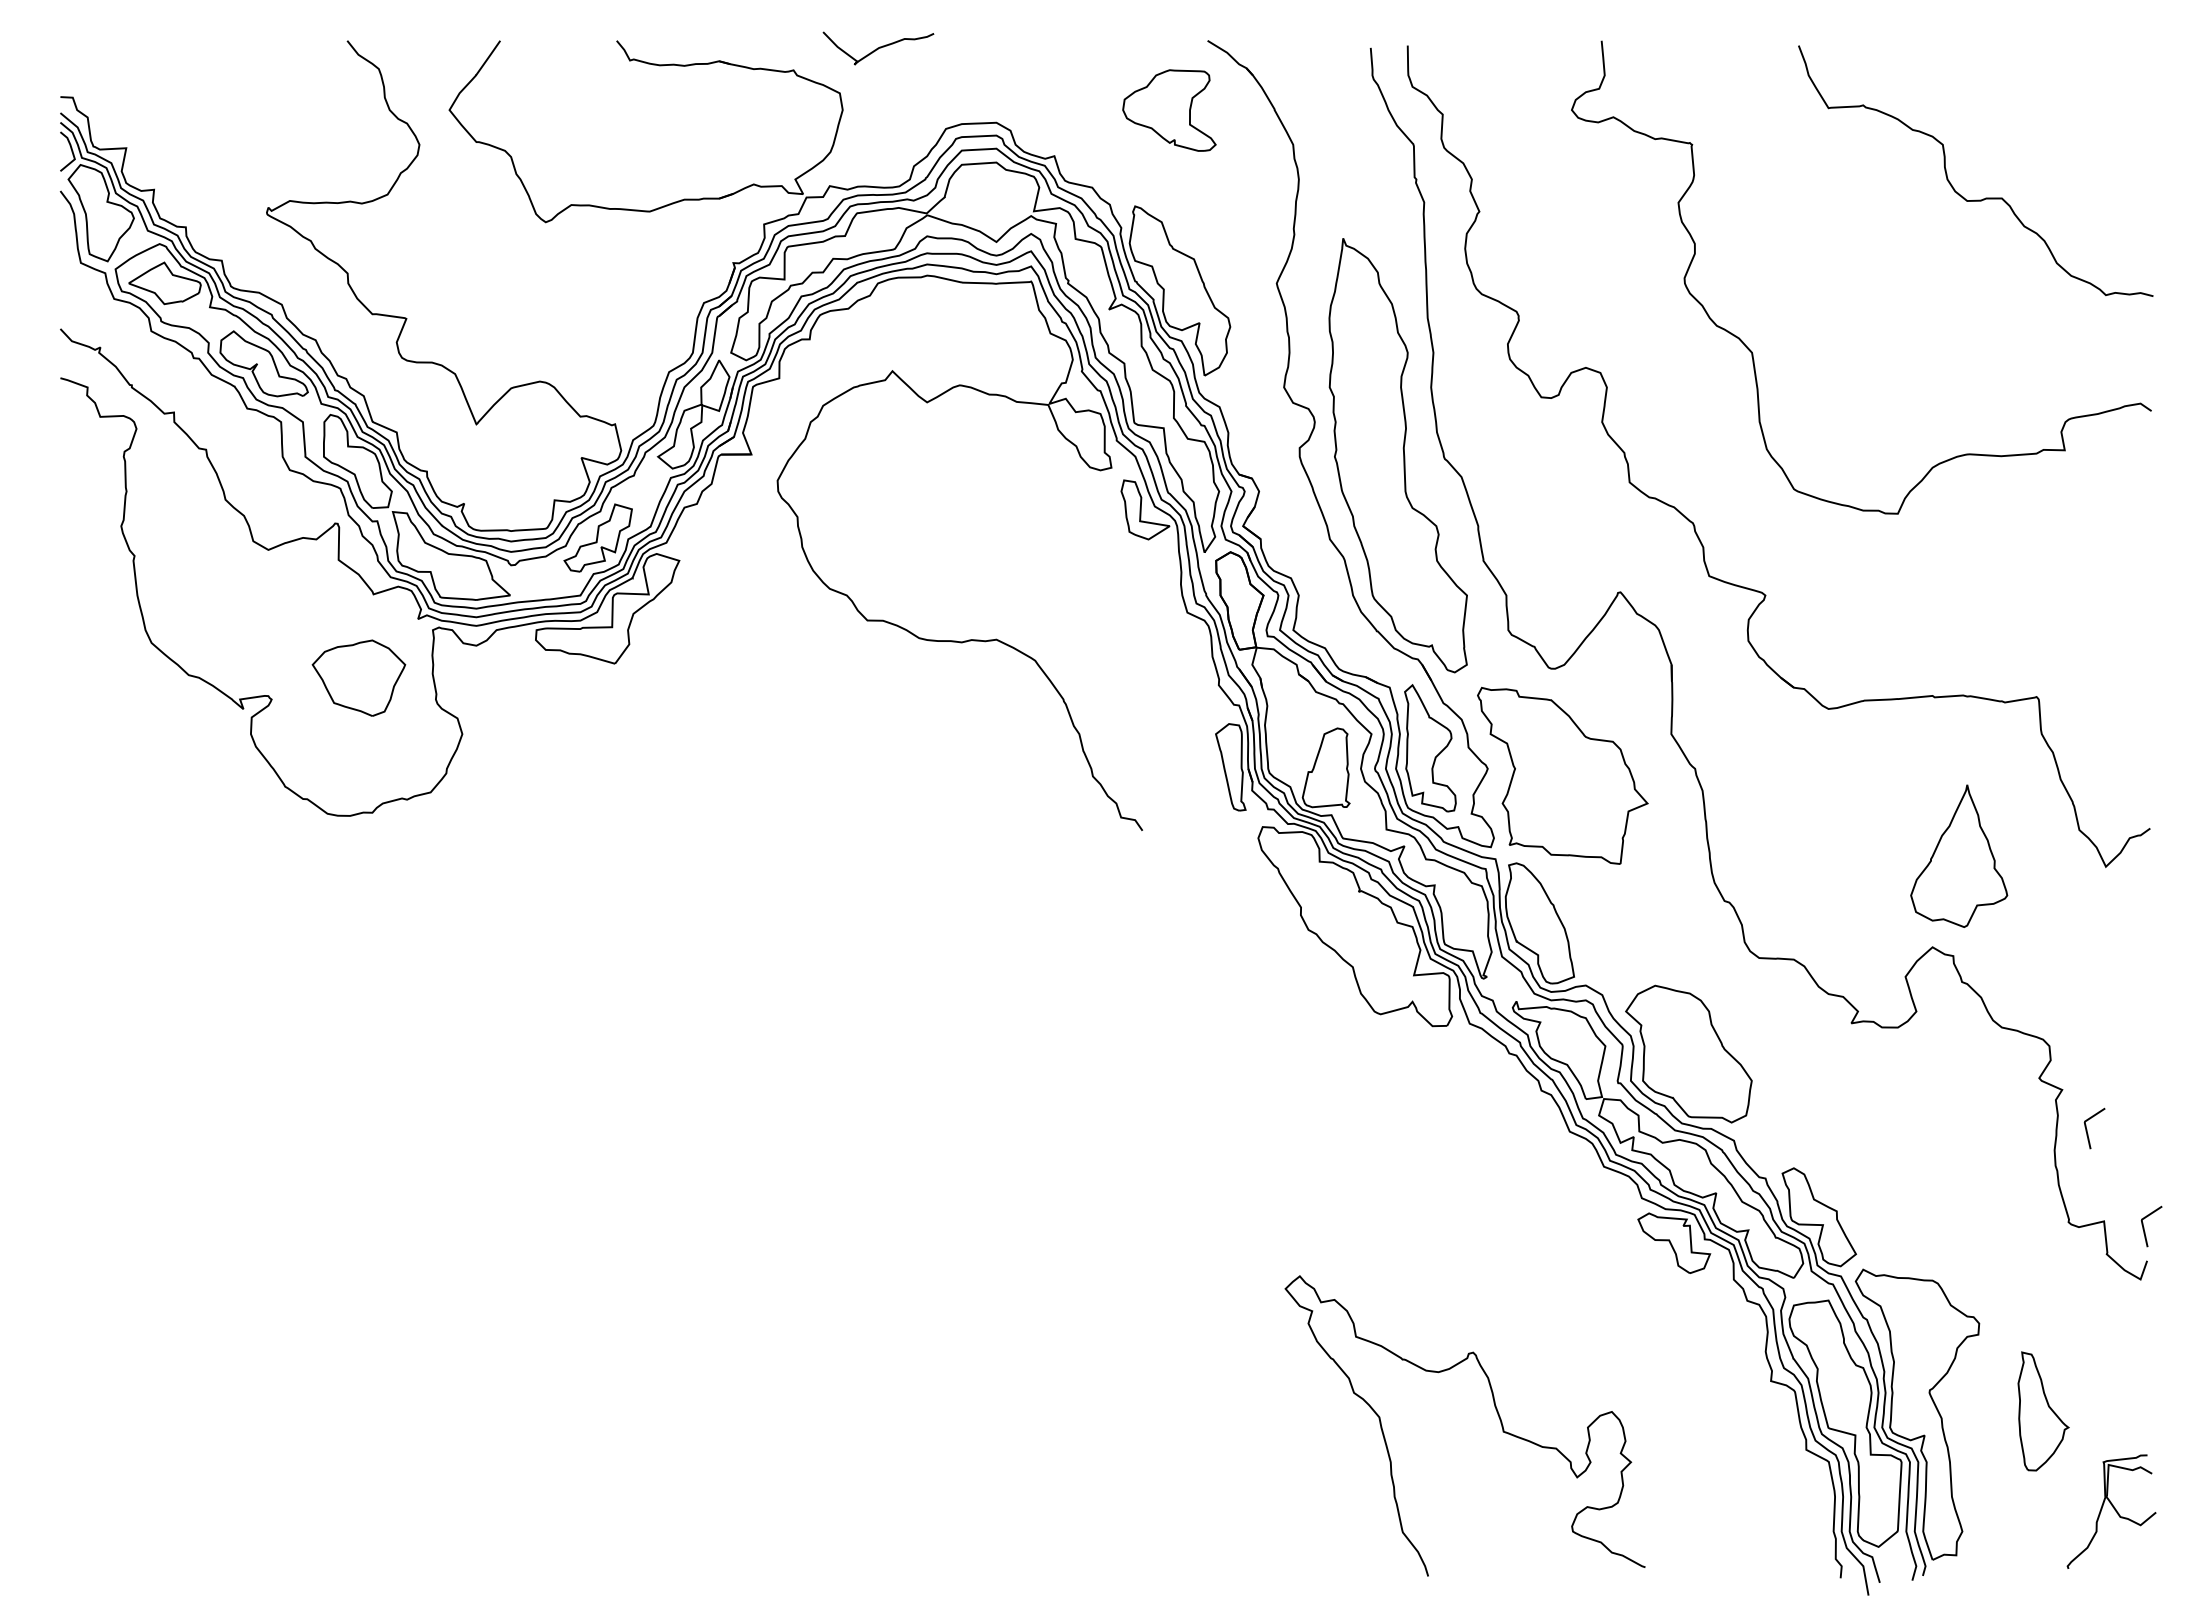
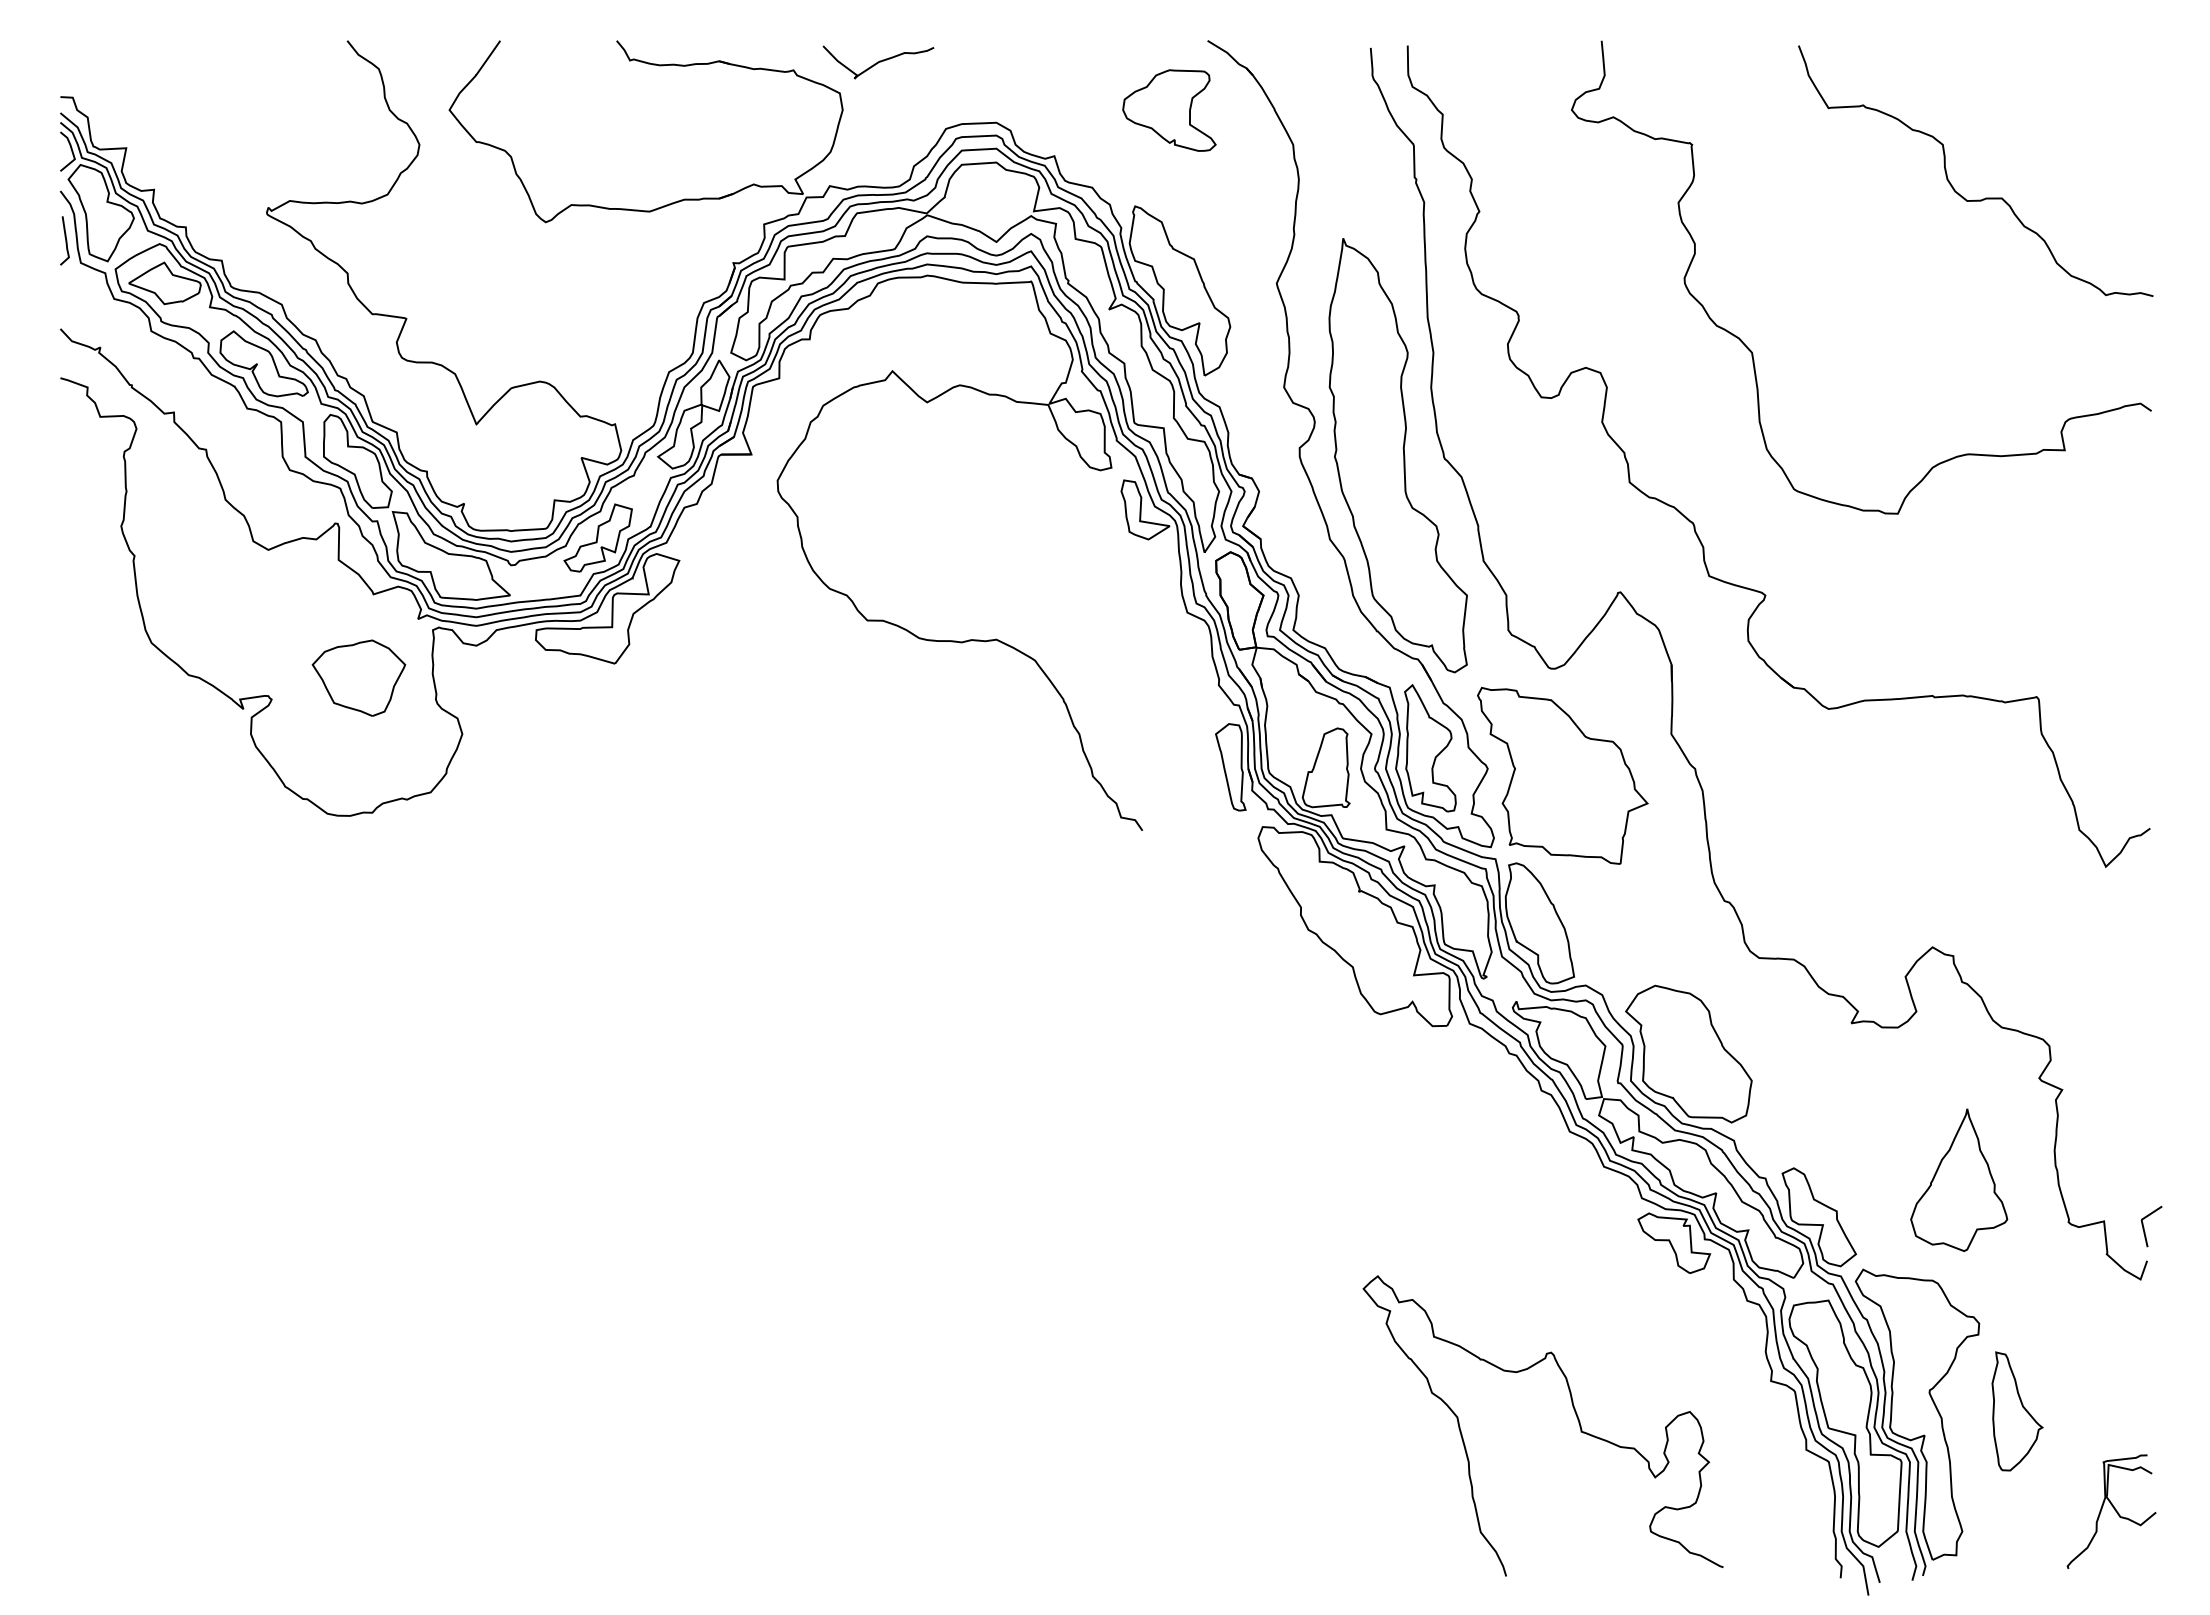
curve position: (878, 48) -> (878, 62) (878, 62)
line: none -> present (65, 240)
part position: (1959, 855) -> (1959, 1179) (1959, 1179)
line: present -> none (2087, 1129)
part position: (2043, 1411) -> (2017, 1411) (2017, 1411)
curve position: (1496, 1412) -> (1574, 1412) (1574, 1412)
